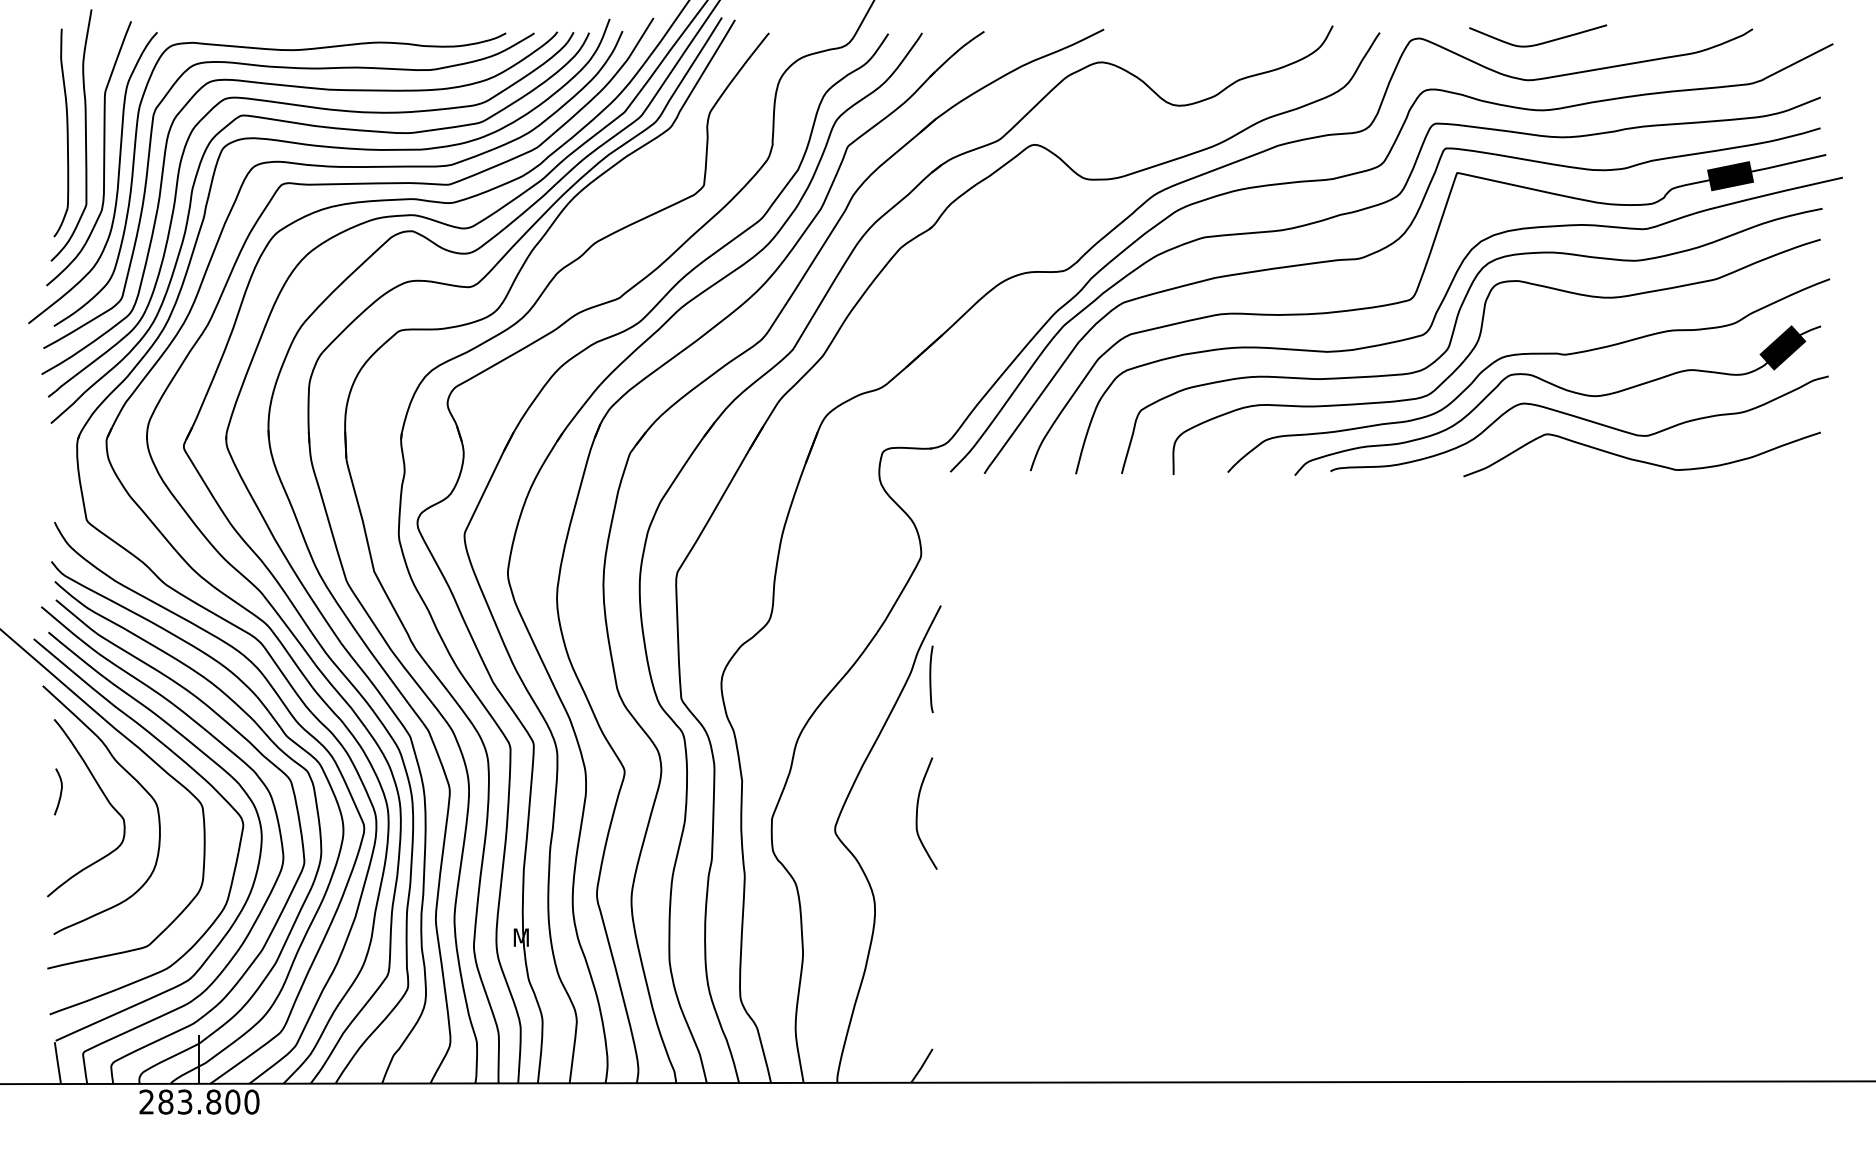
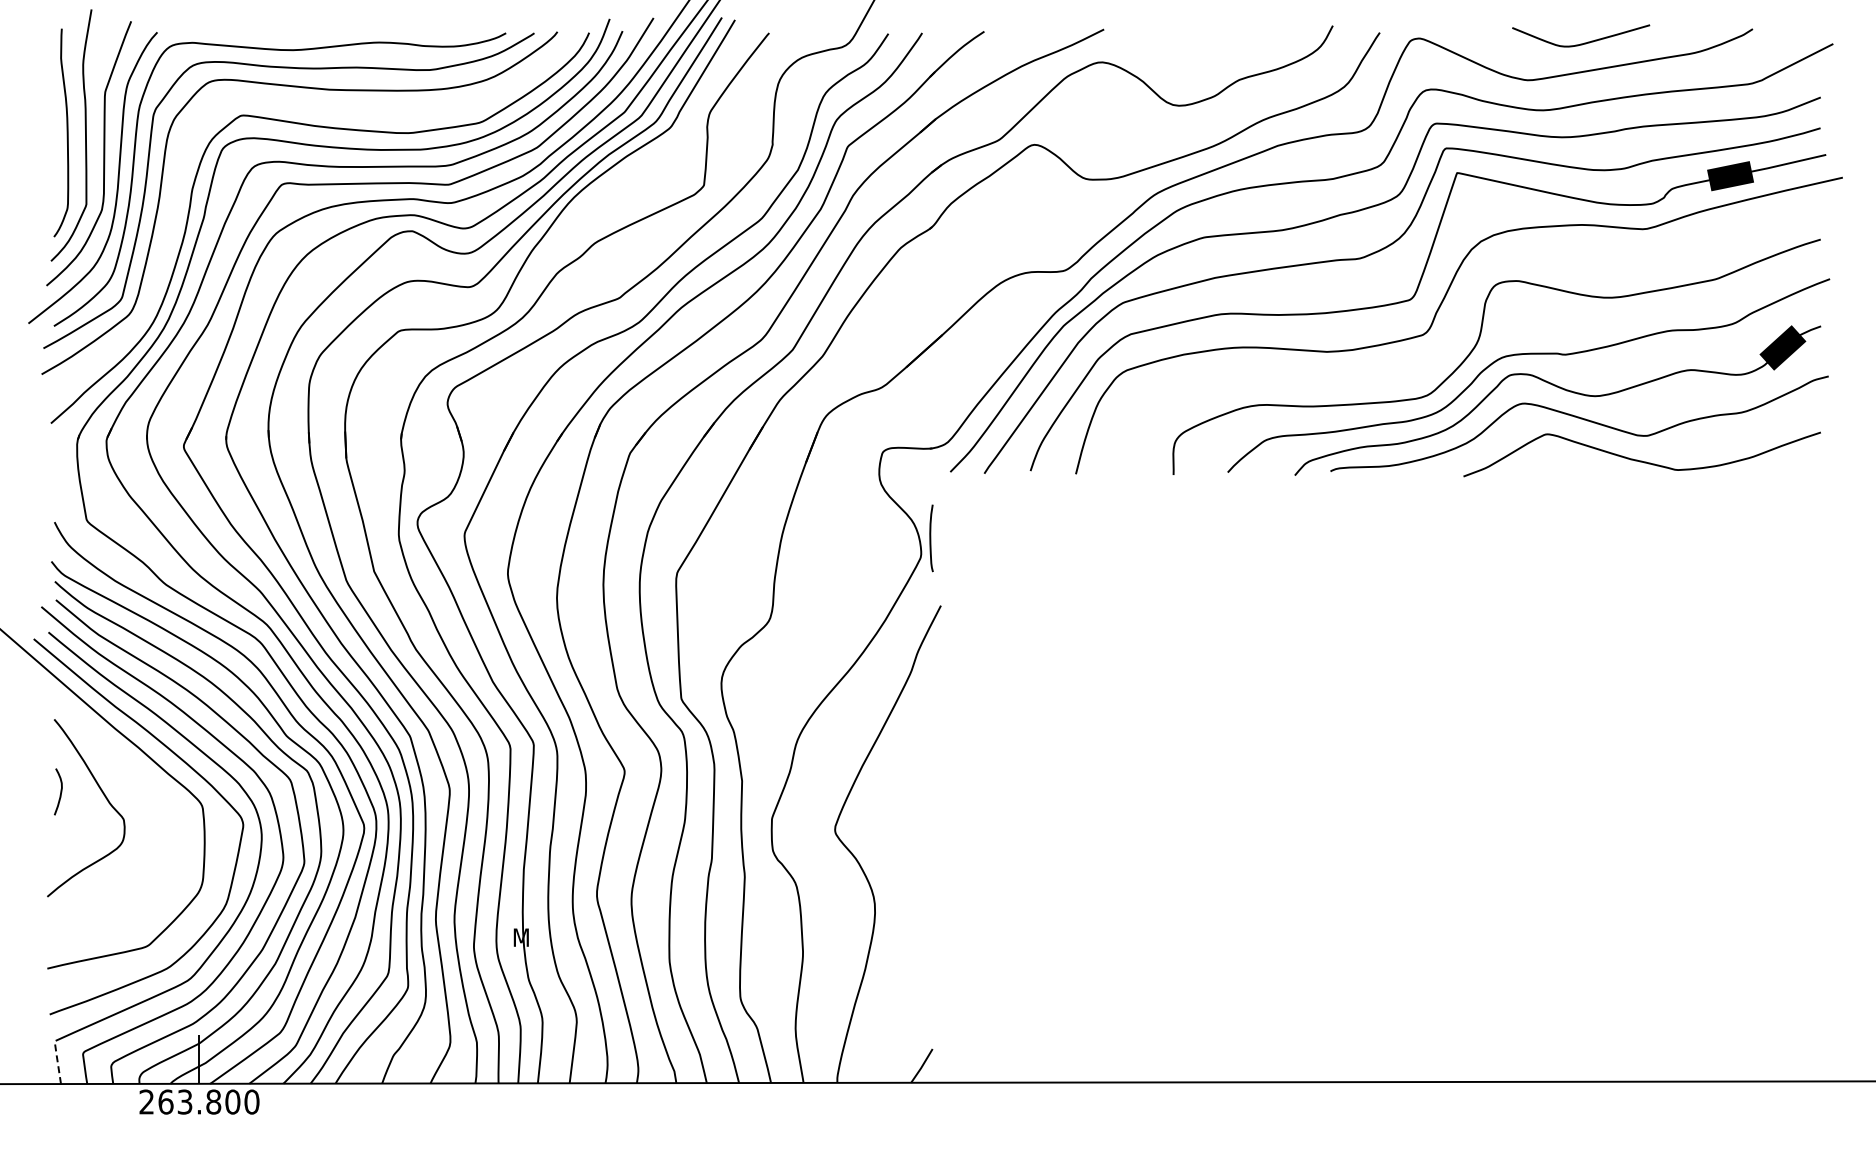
curve position: (1541, 42) -> (1584, 42) (1584, 42)
curve: present -> none (318, 109)
curve: present -> none (1453, 335)
curve position: (931, 679) -> (931, 538) (931, 538)
curve: present -> none (132, 778)
curve: present -> none (917, 813)
line: solid -> dashed (57, 1062)
text: 283.800 -> 263.800 (165, 1101)
